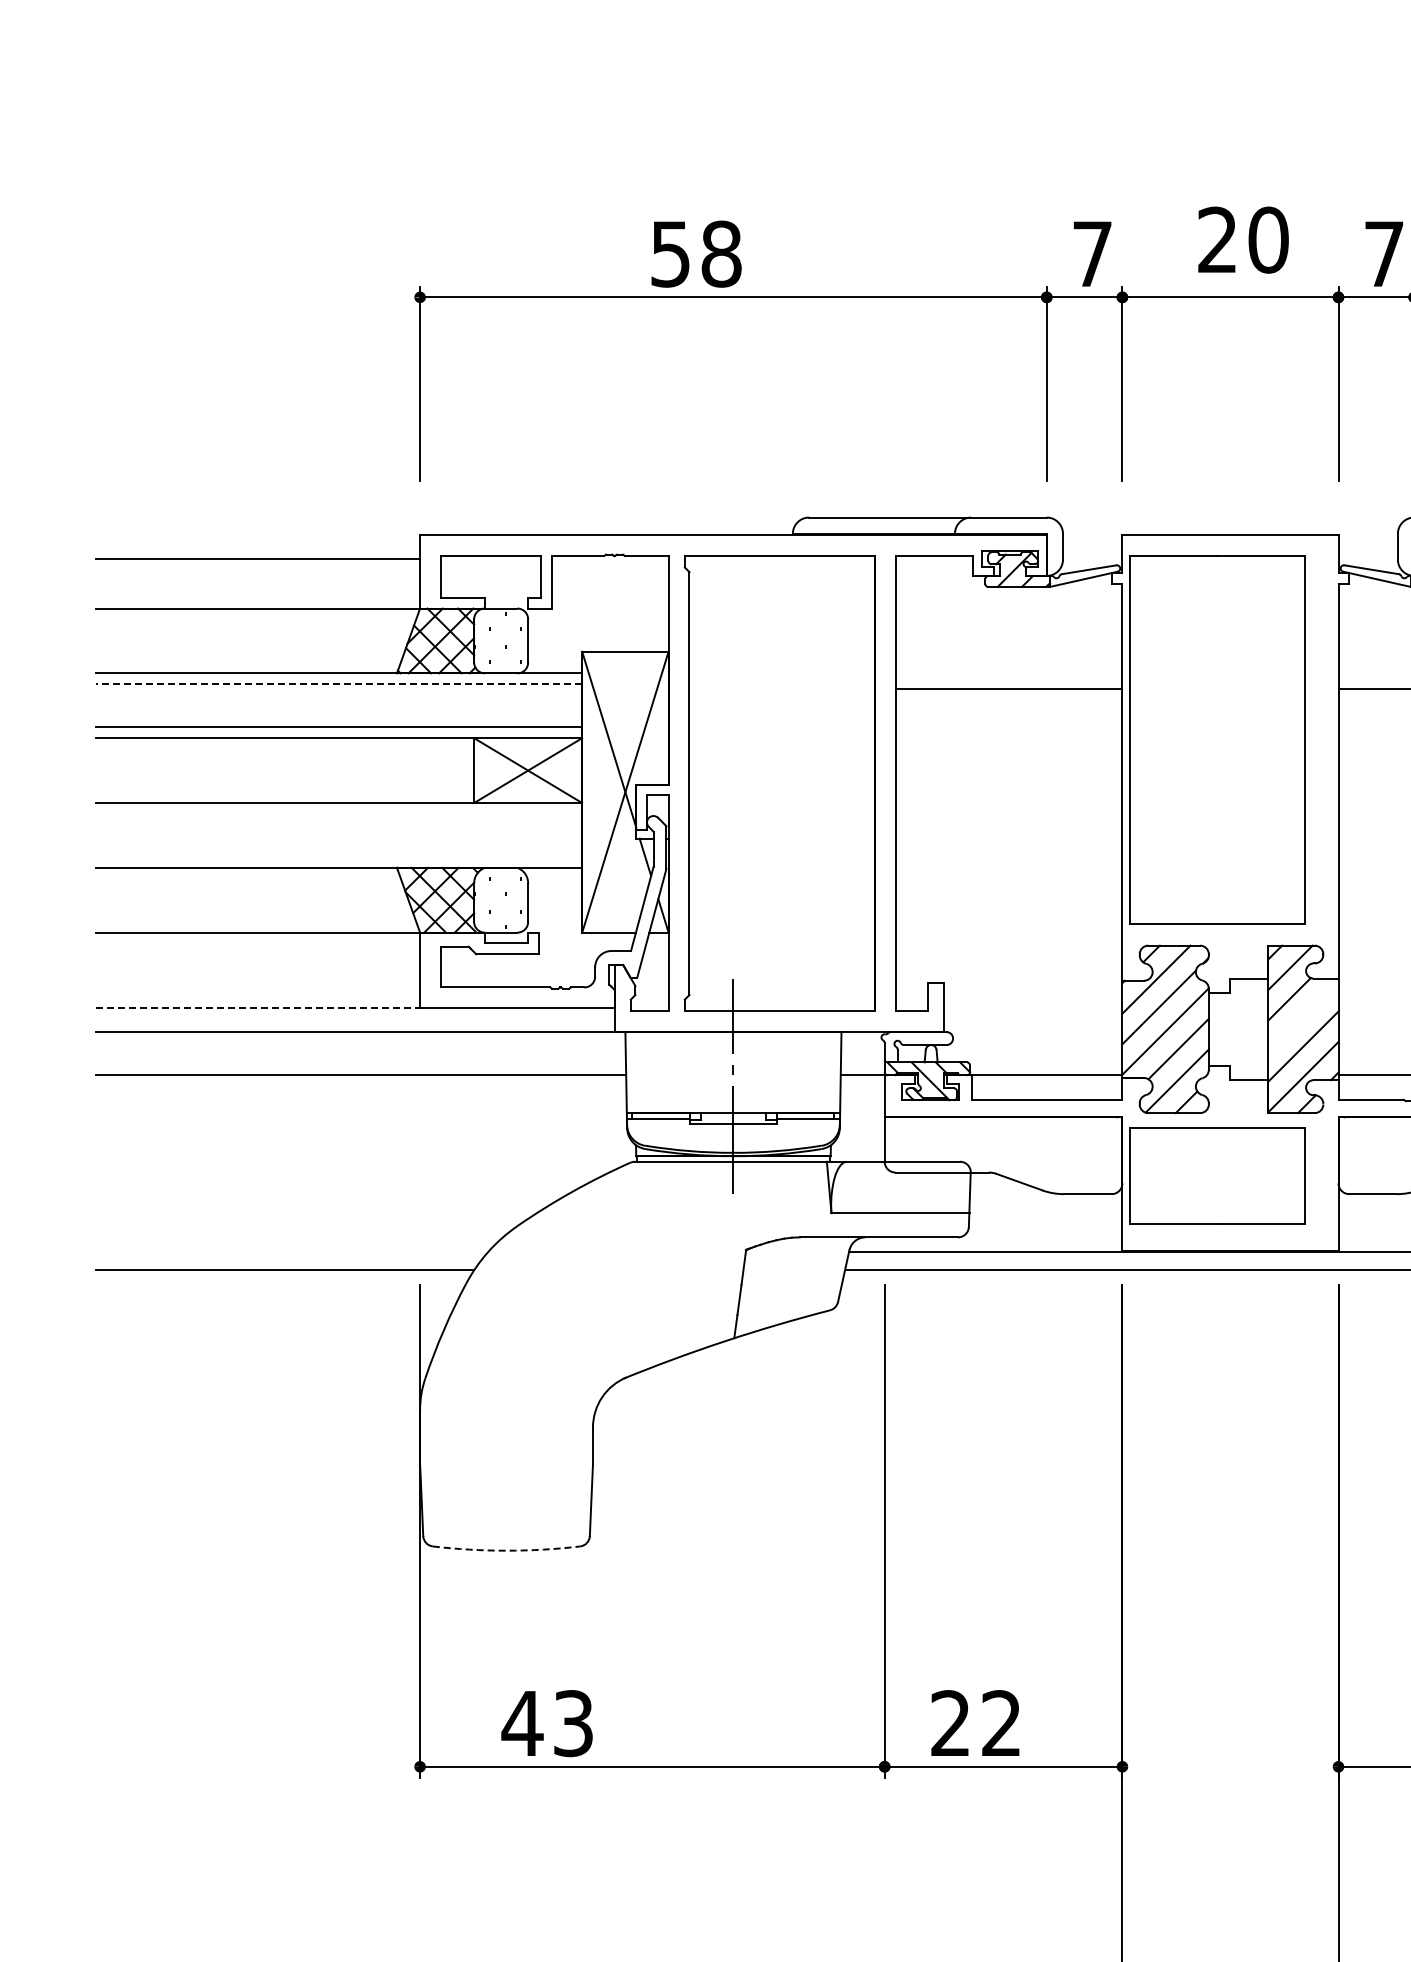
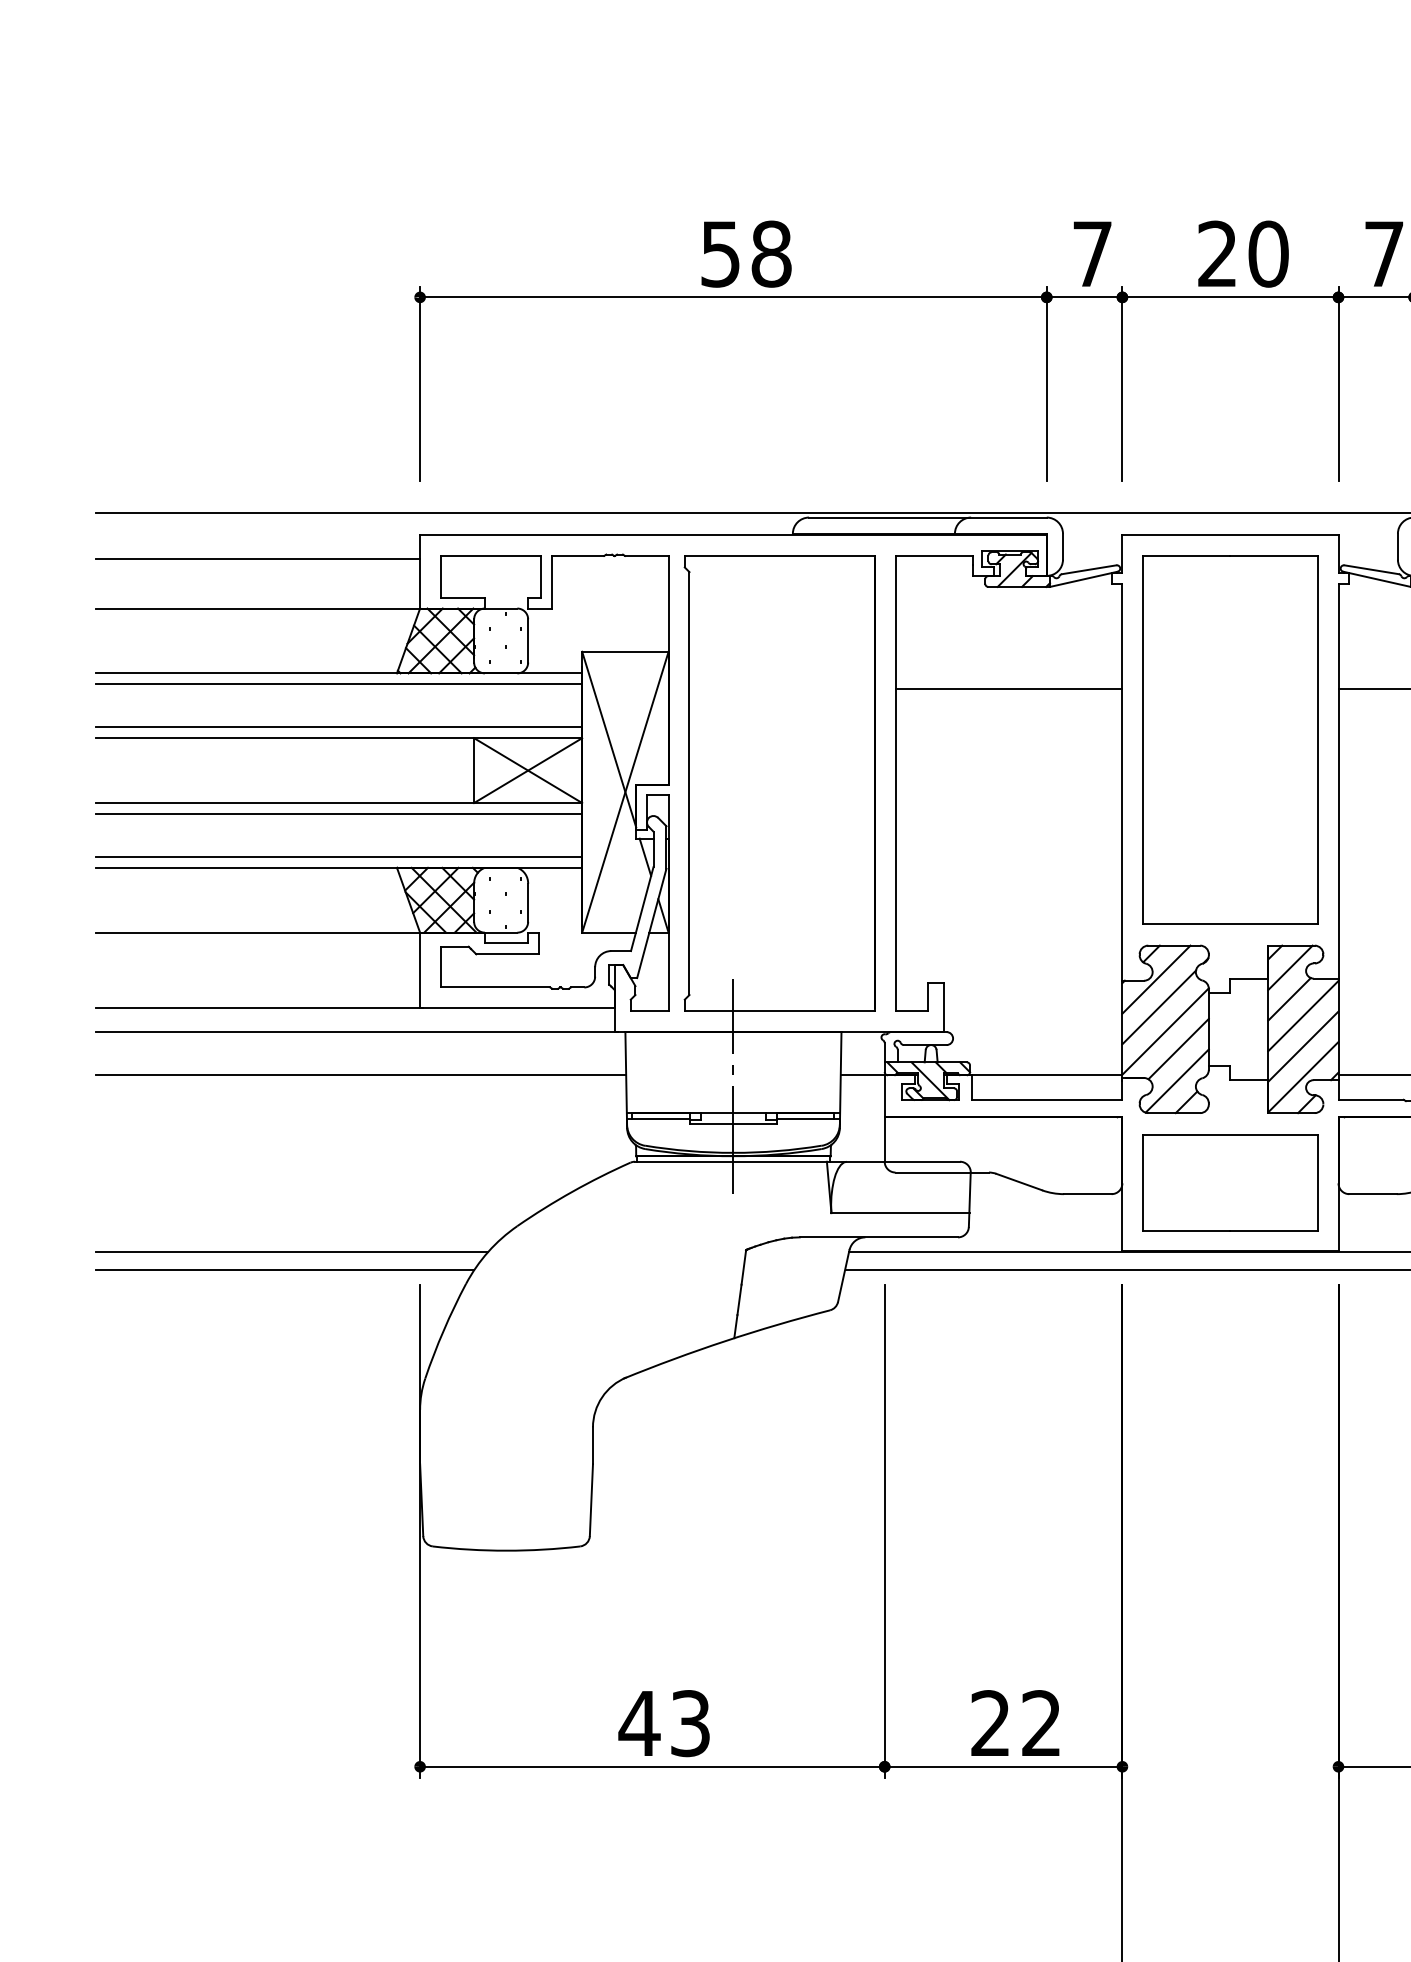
text position: (1243, 239) -> (1243, 253) (1243, 253)
text position: (696, 253) -> (746, 253) (746, 253)
line: none -> present (751, 513)
line: dashed -> solid (338, 684)
part position: (1217, 739) -> (1230, 739) (1230, 739)
line: none -> present (338, 813)
line: none -> present (338, 857)
line: dashed -> solid (259, 1008)
line: none -> present (1303, 1015)
part position: (1217, 1175) -> (1230, 1182) (1230, 1182)
line: none -> present (291, 1252)
arc: dashed -> solid (506, 1550)
text position: (975, 1722) -> (1015, 1722) (1015, 1722)
text position: (546, 1723) -> (663, 1723) (663, 1723)
